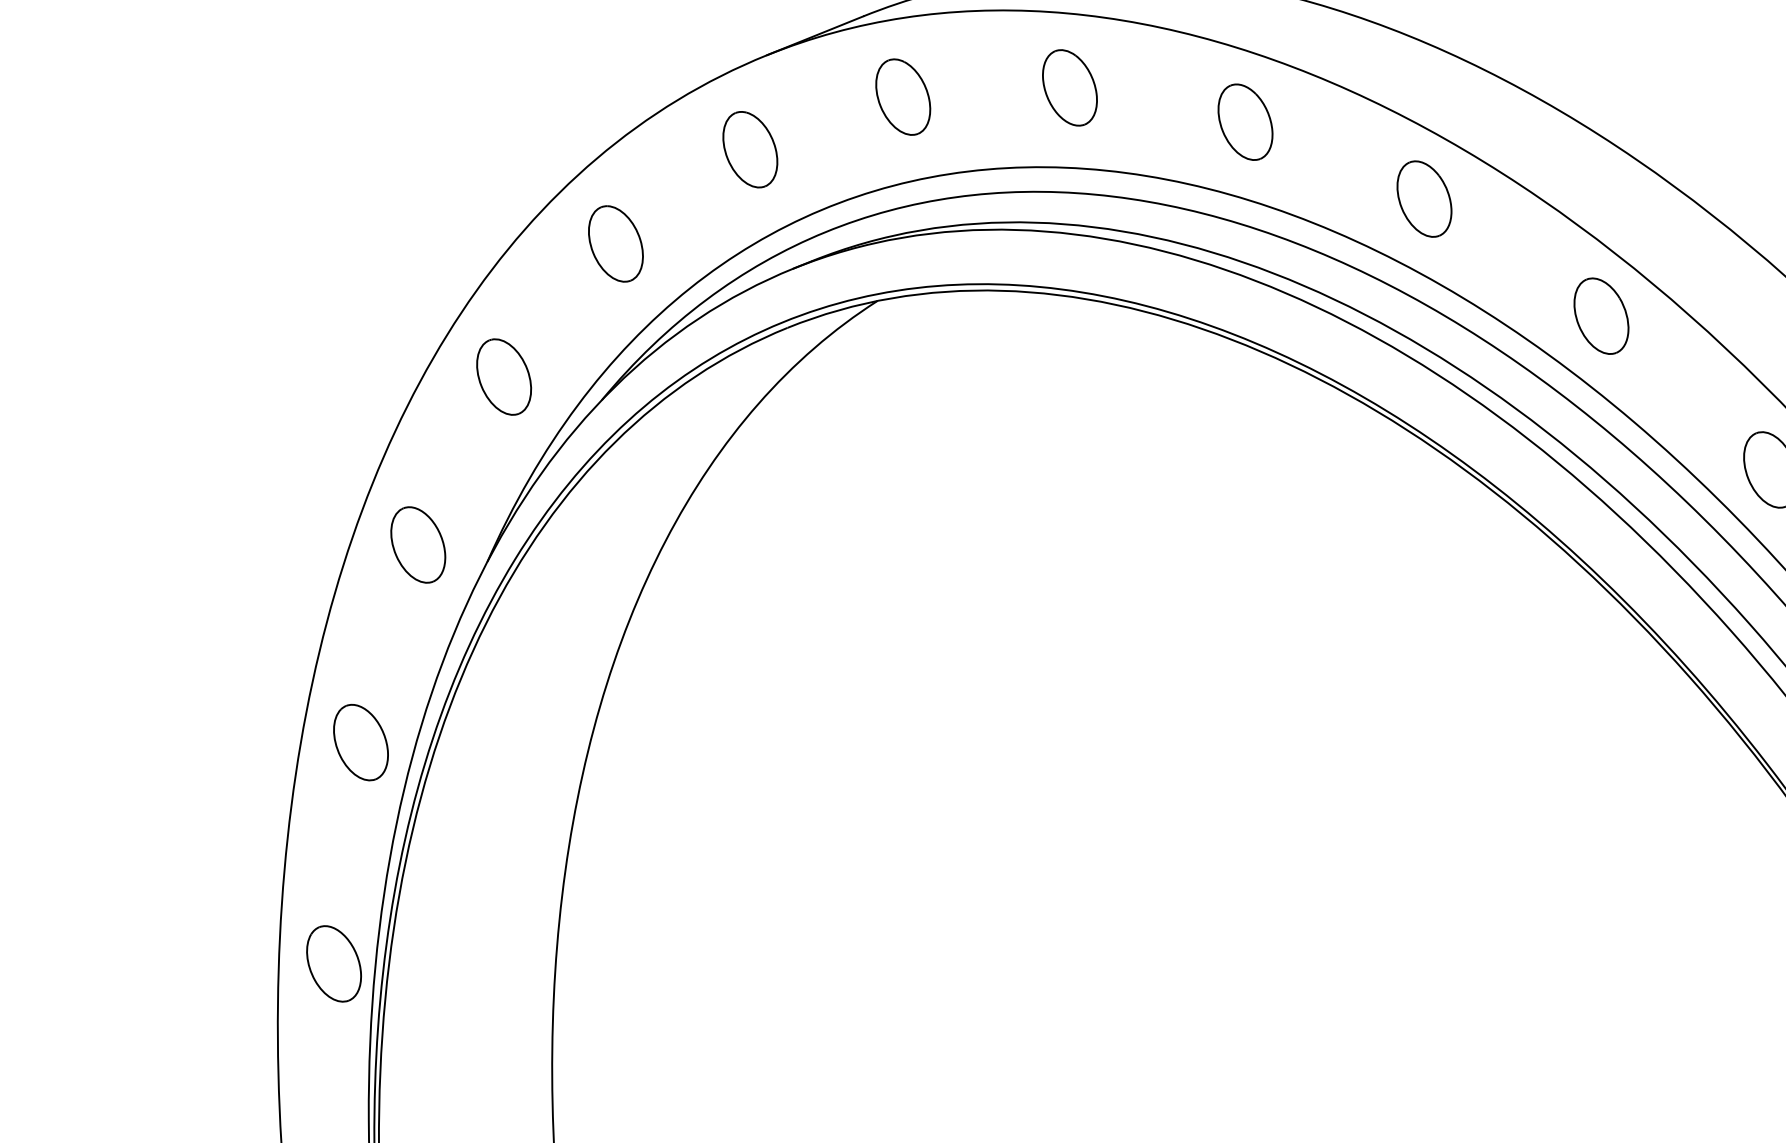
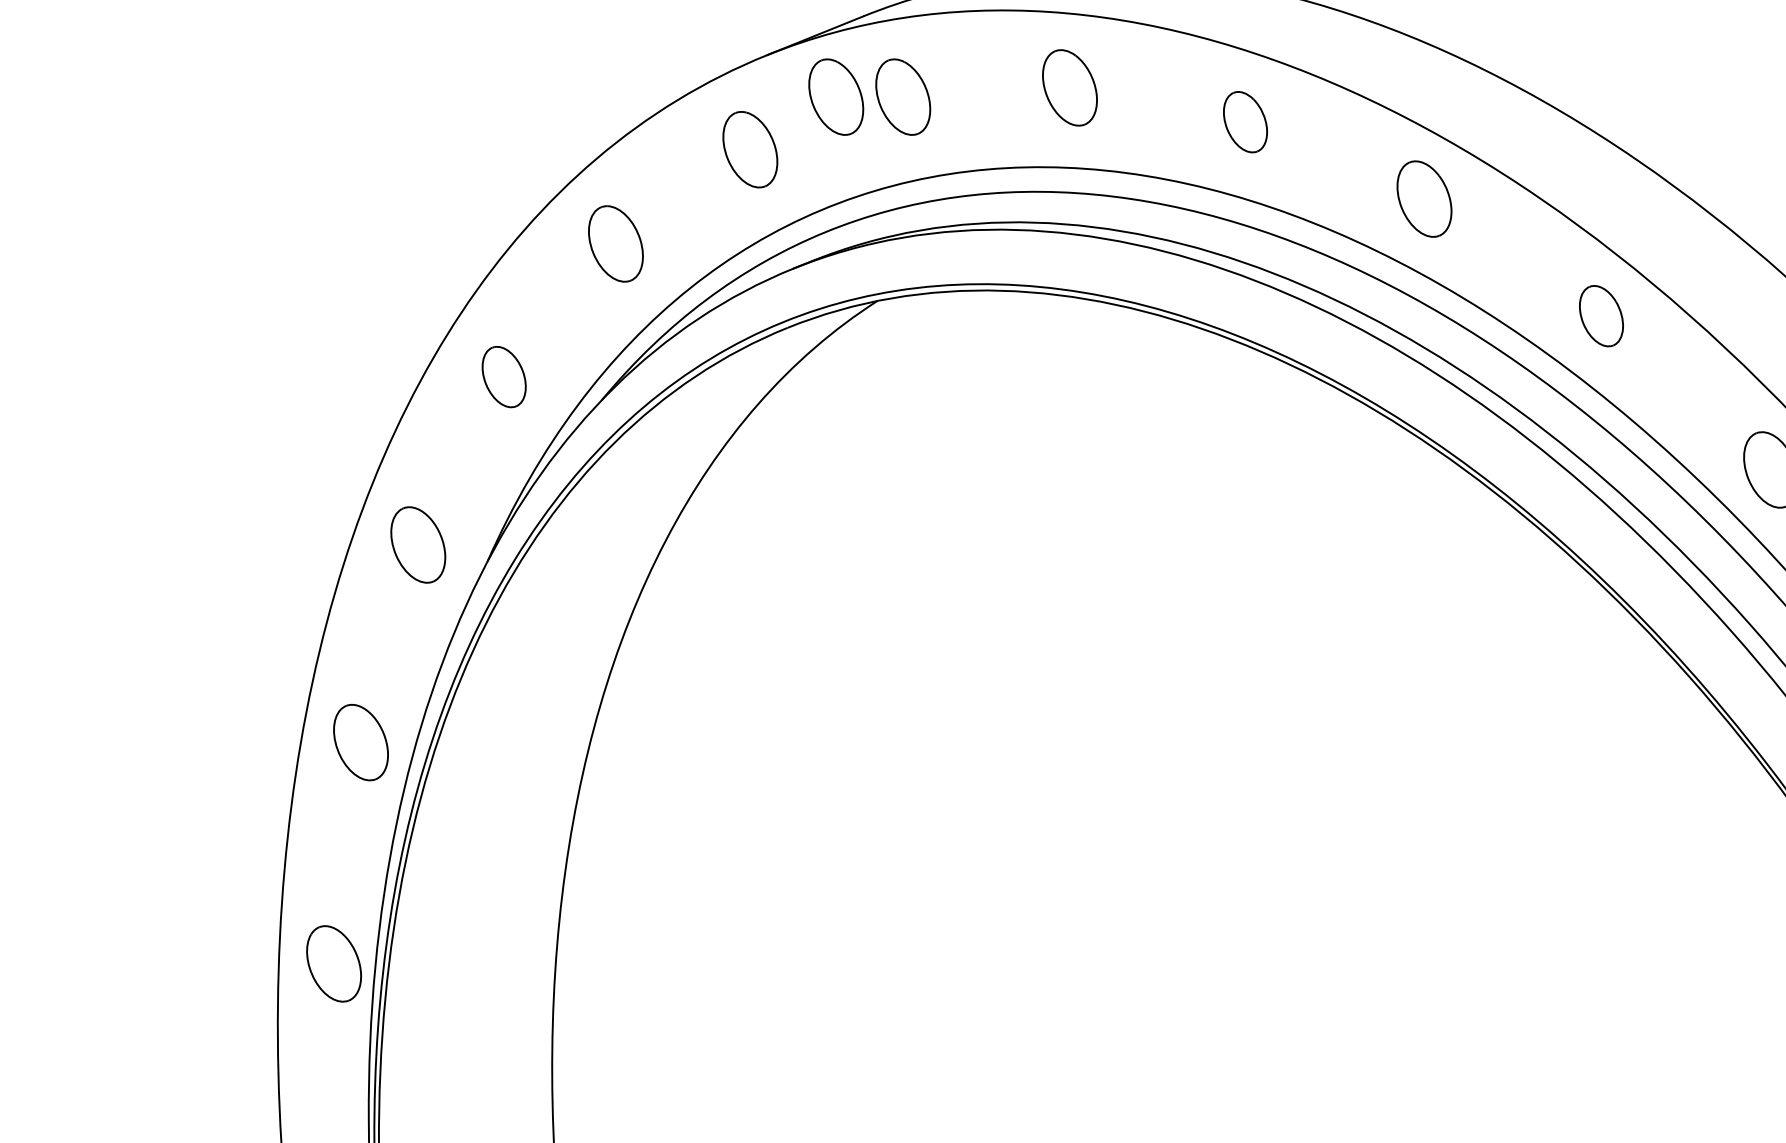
part: none -> present (836, 96)
part size: 57x78 px -> 45x63 px (1245, 122)
part size: 57x78 px -> 45x63 px (1601, 316)
part size: 57x78 px -> 46x64 px (503, 376)
